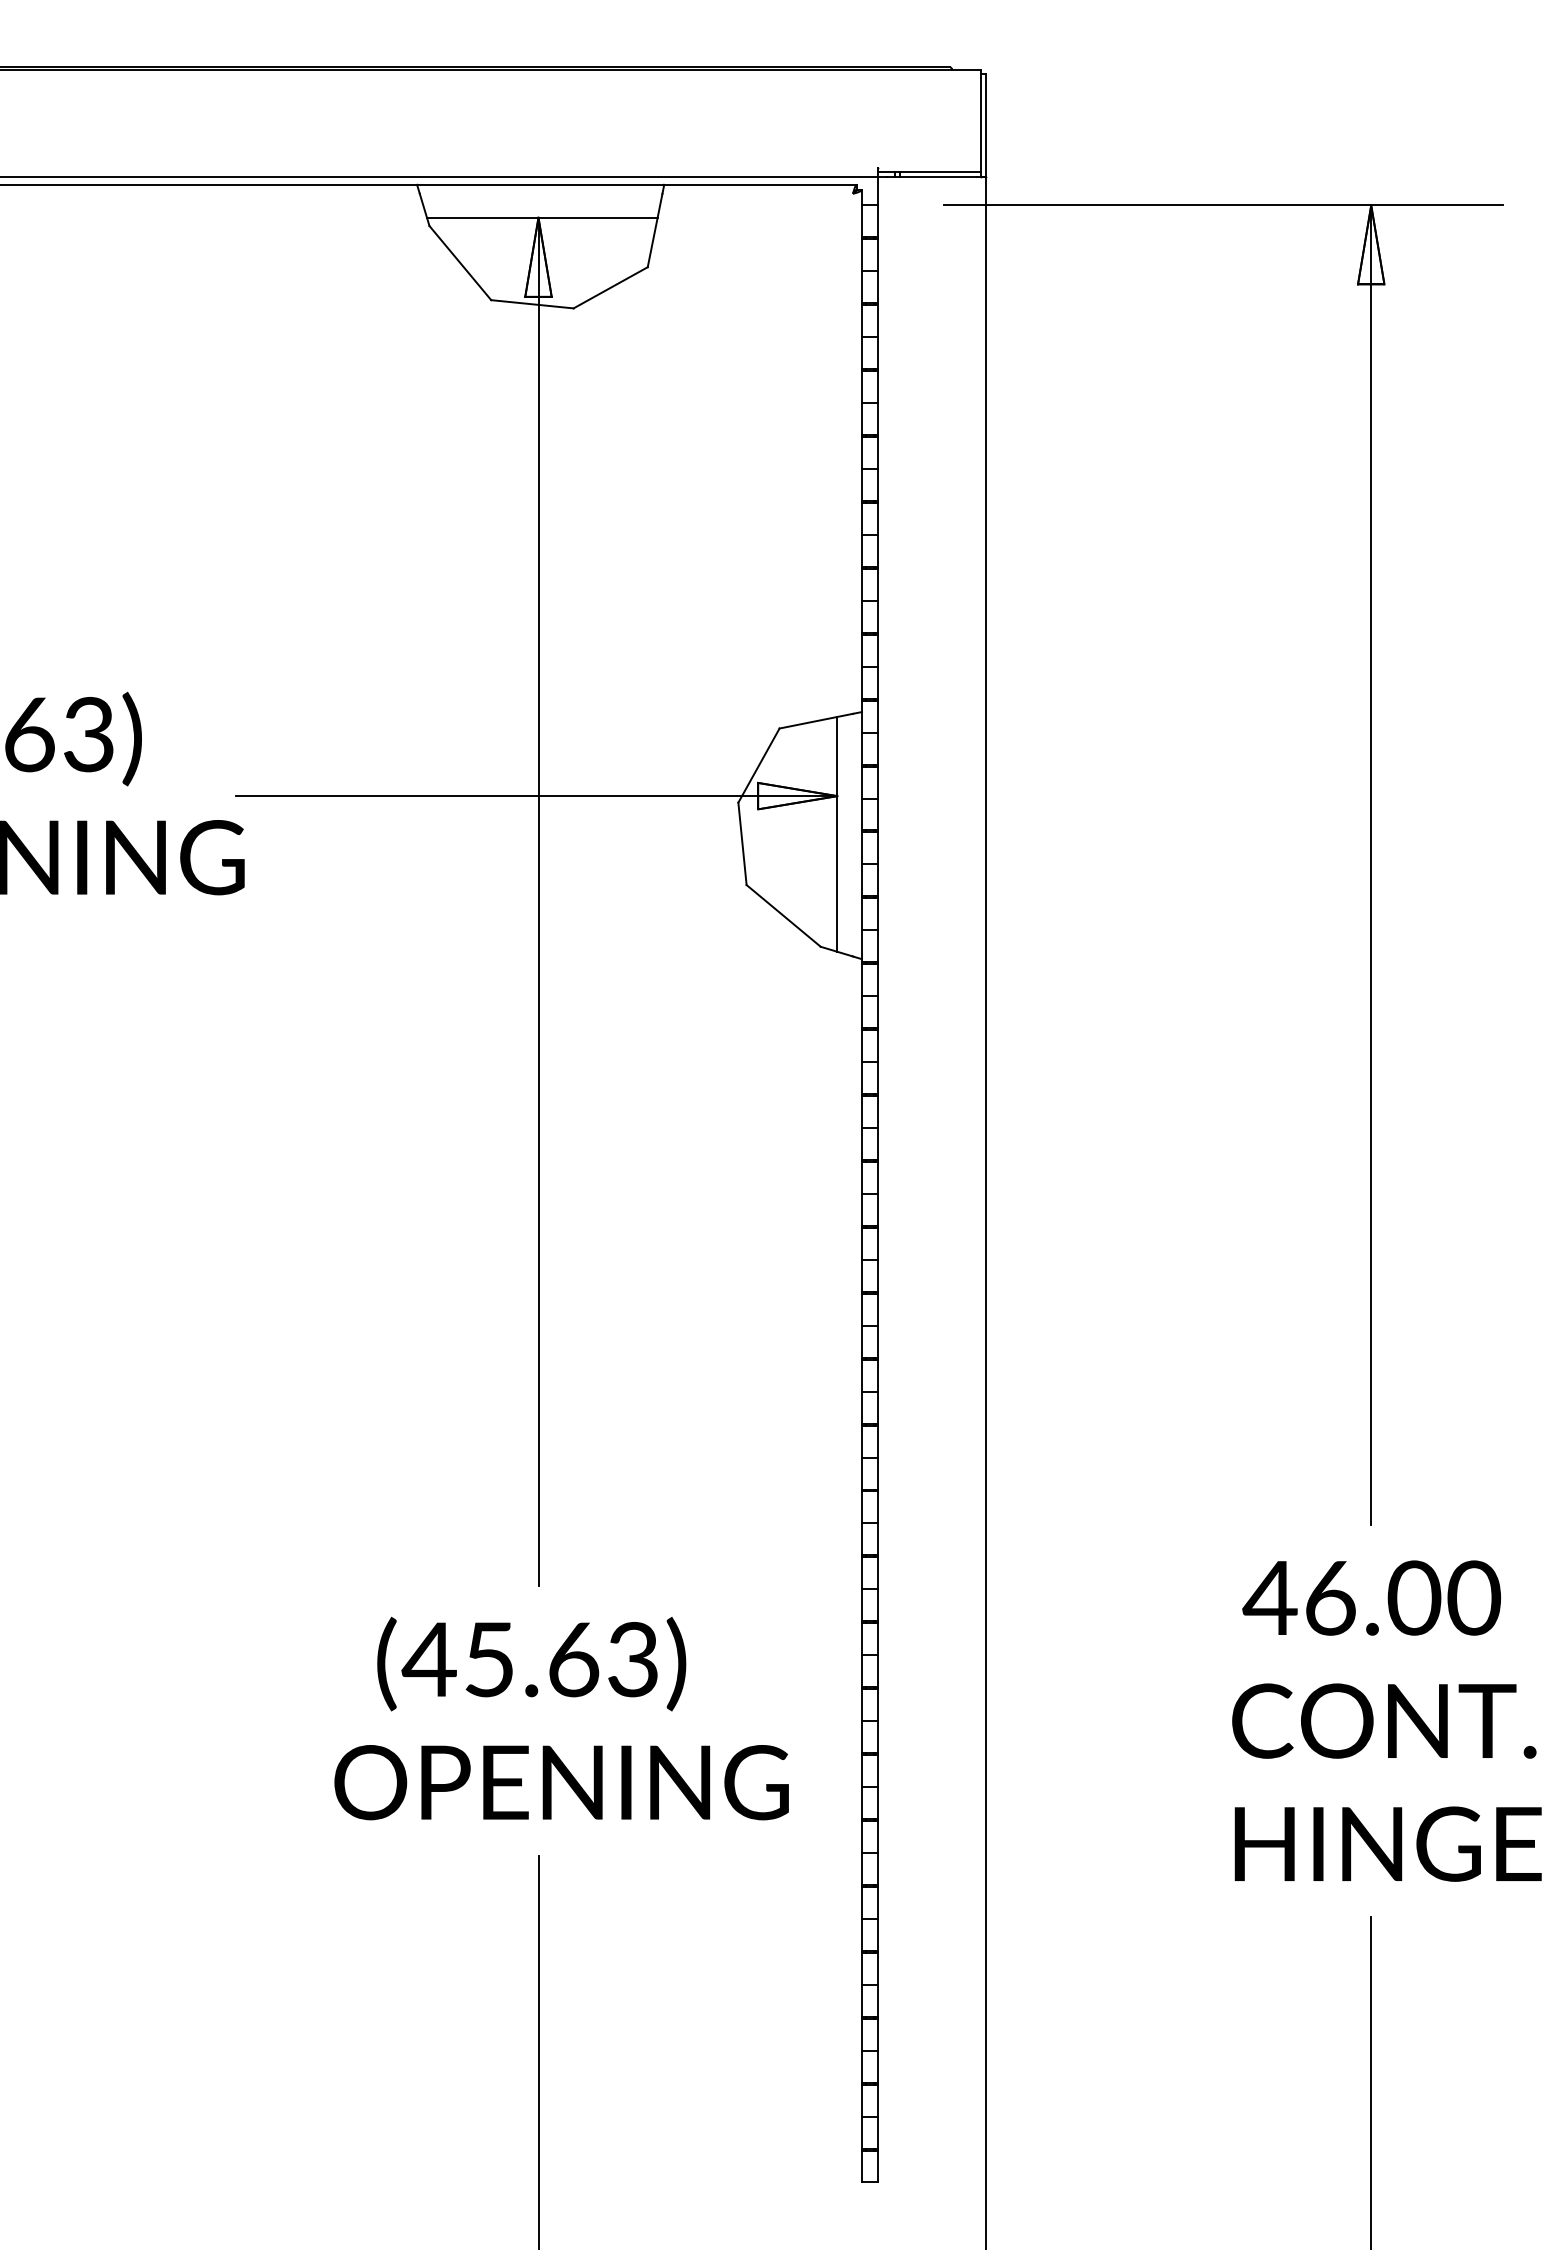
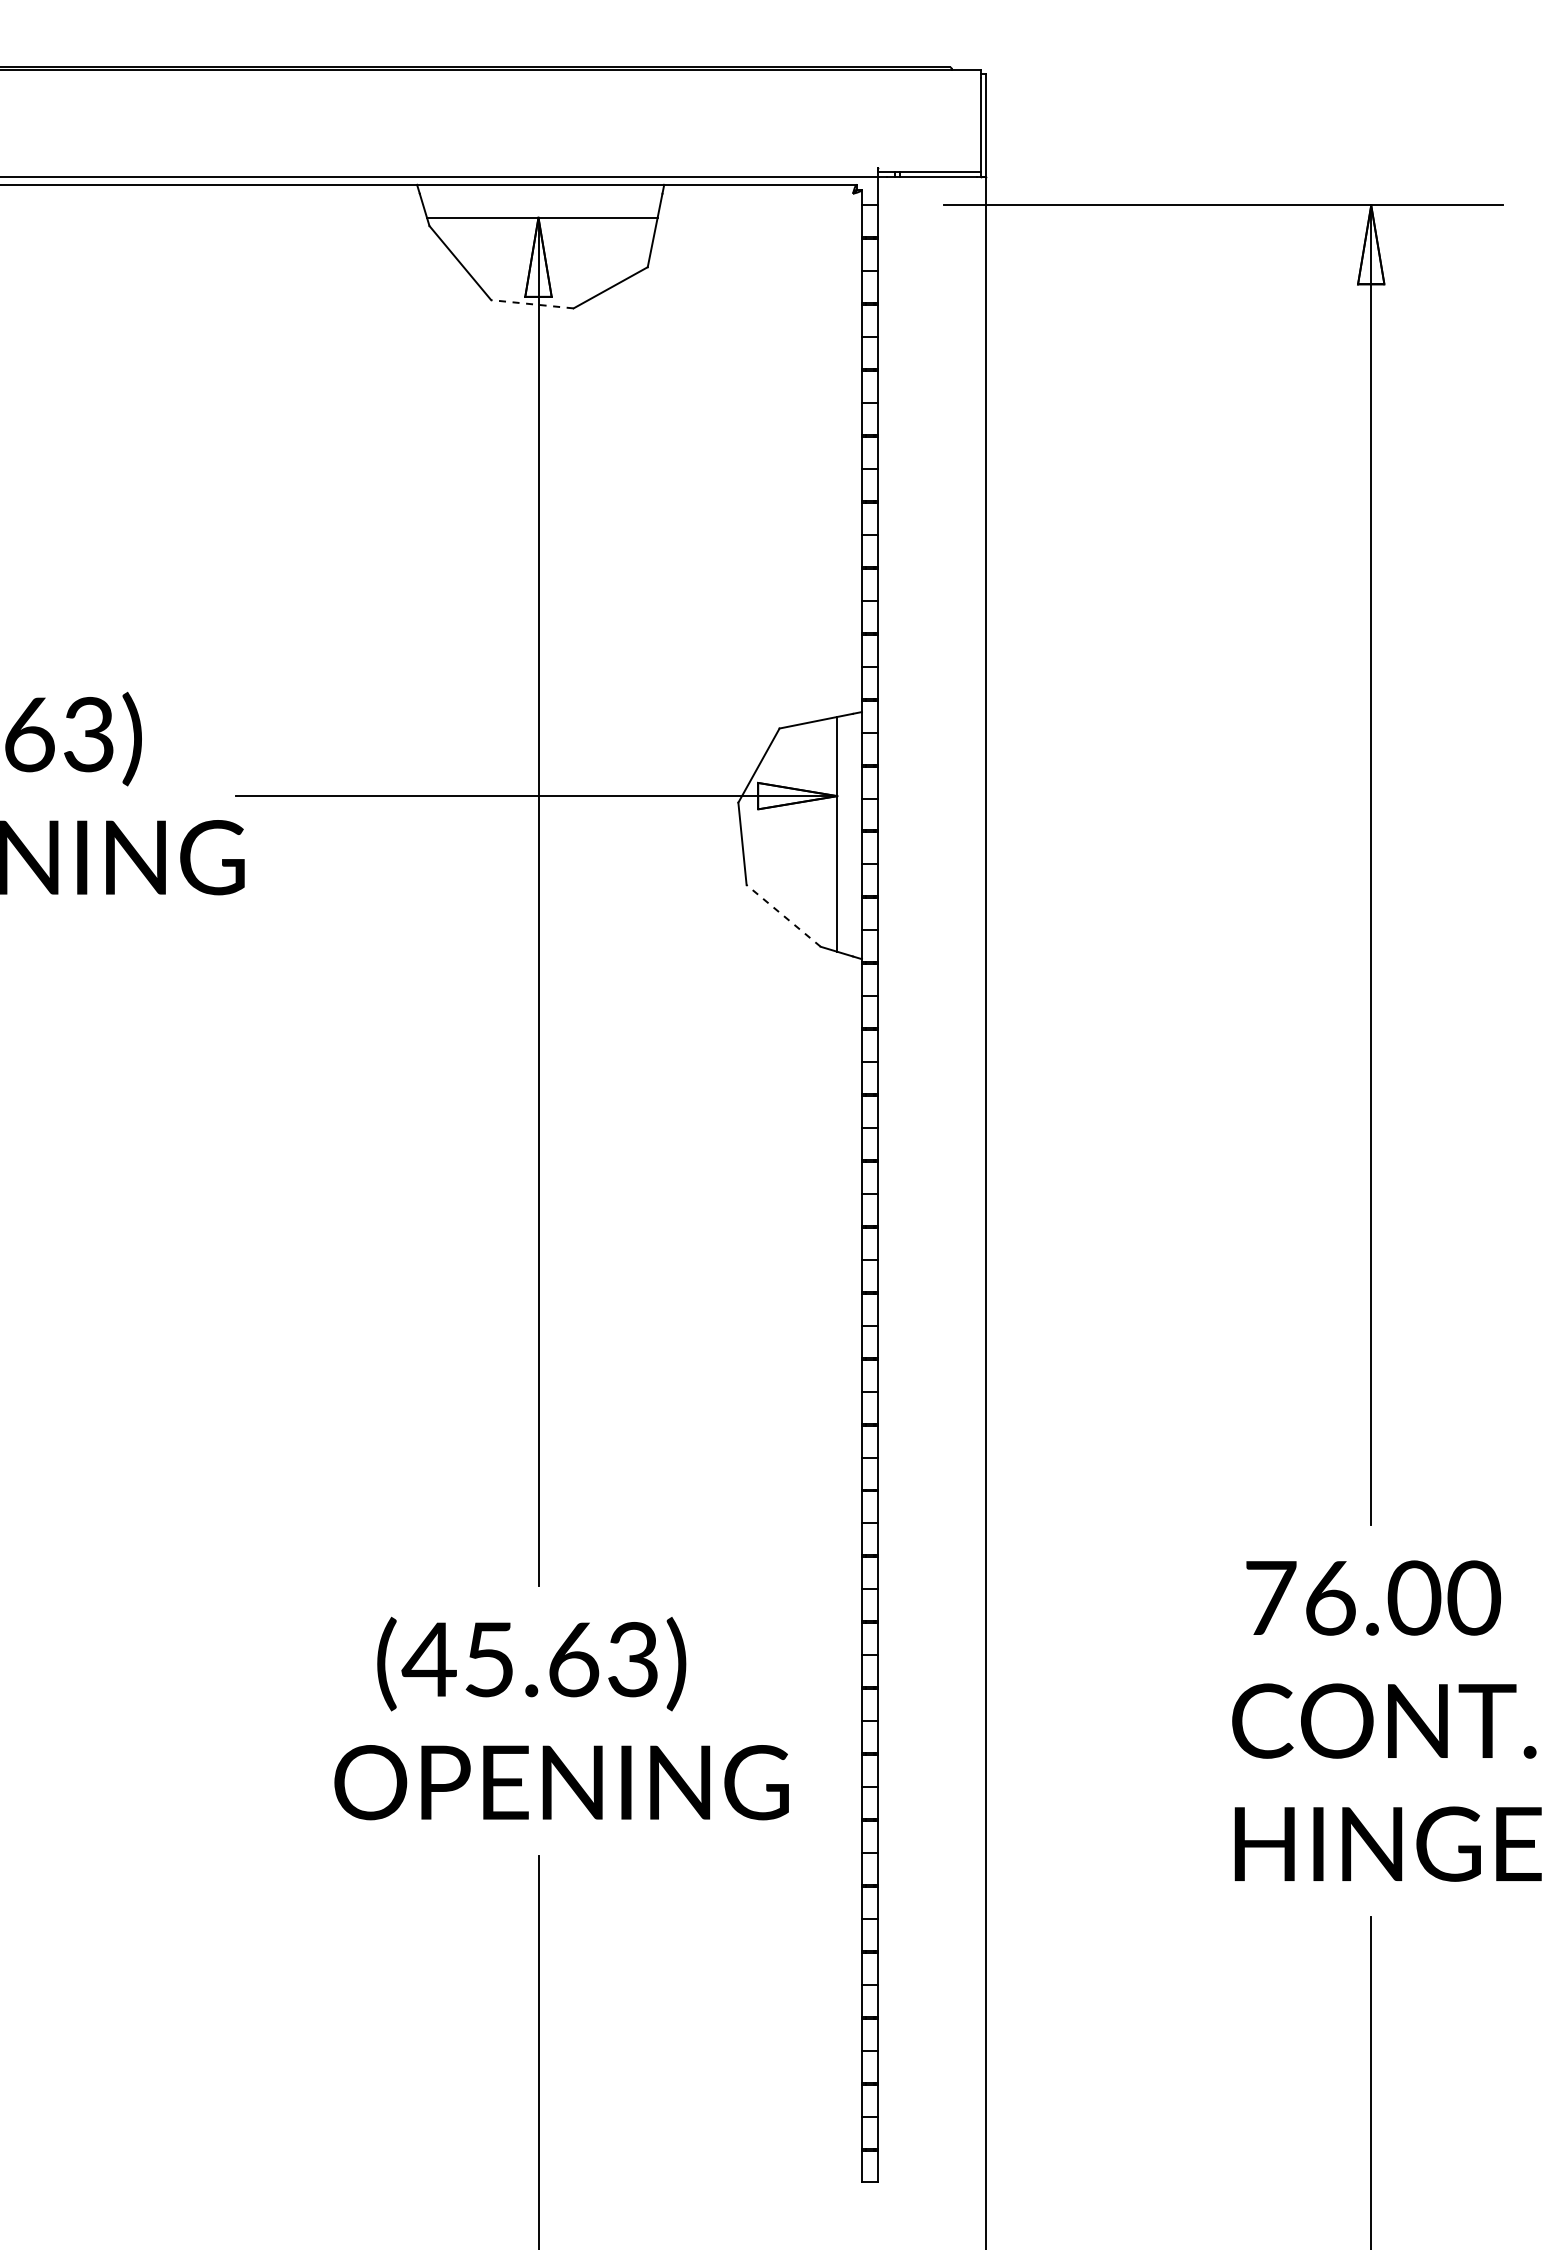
line: solid -> dashed (531, 304)
line: solid -> dashed (783, 915)
text: 46.00 -> 76.00 (1269, 1597)
